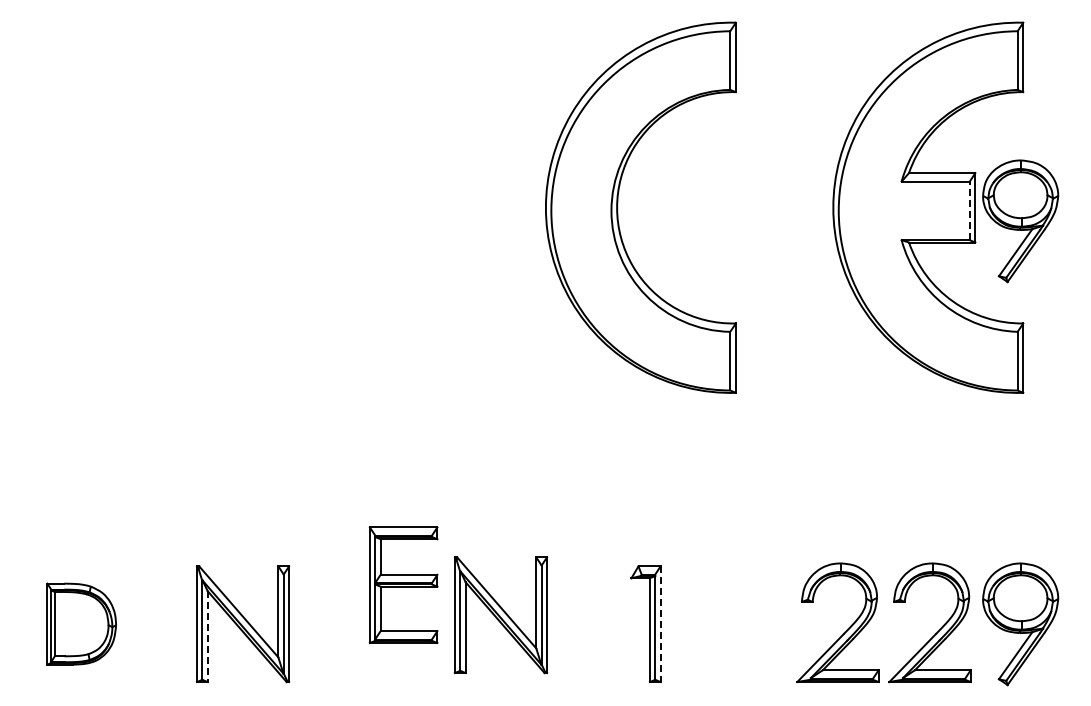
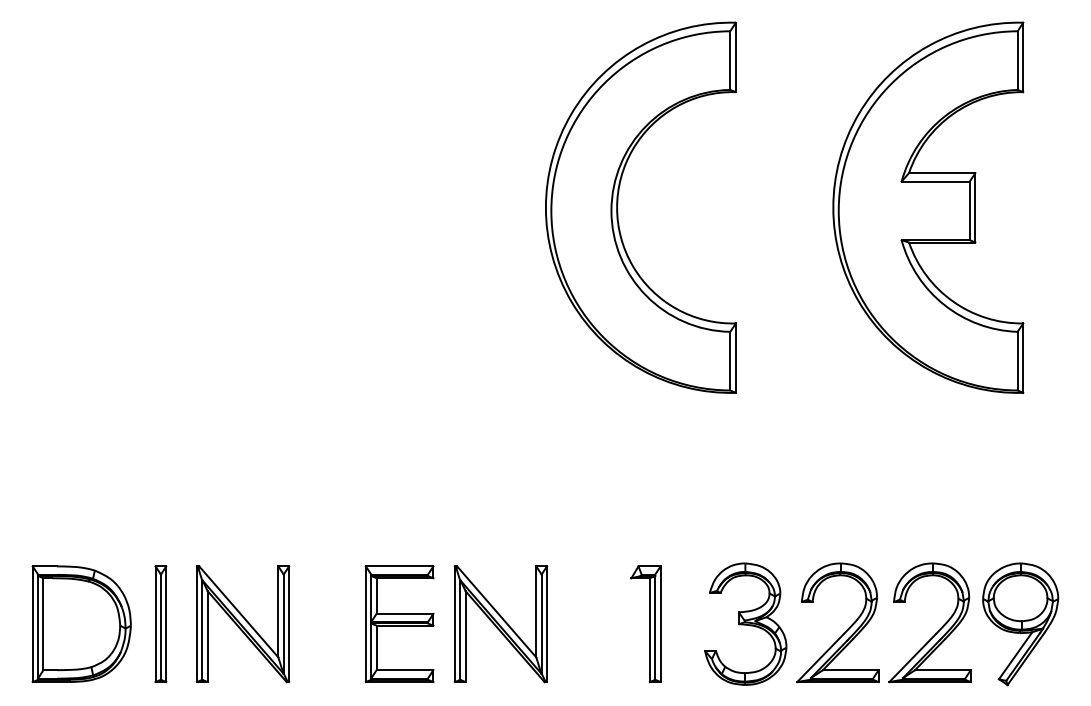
line: dashed -> solid (969, 210)
part: present -> none (1020, 221)
part position: (403, 584) -> (399, 623) (399, 623)
part position: (500, 615) -> (500, 624) (500, 624)
part size: 71x84 px -> 101x118 px (81, 623)
part: none -> present (160, 623)
part: none -> present (745, 623)
line: dashed -> solid (660, 624)
line: dashed -> solid (207, 637)
